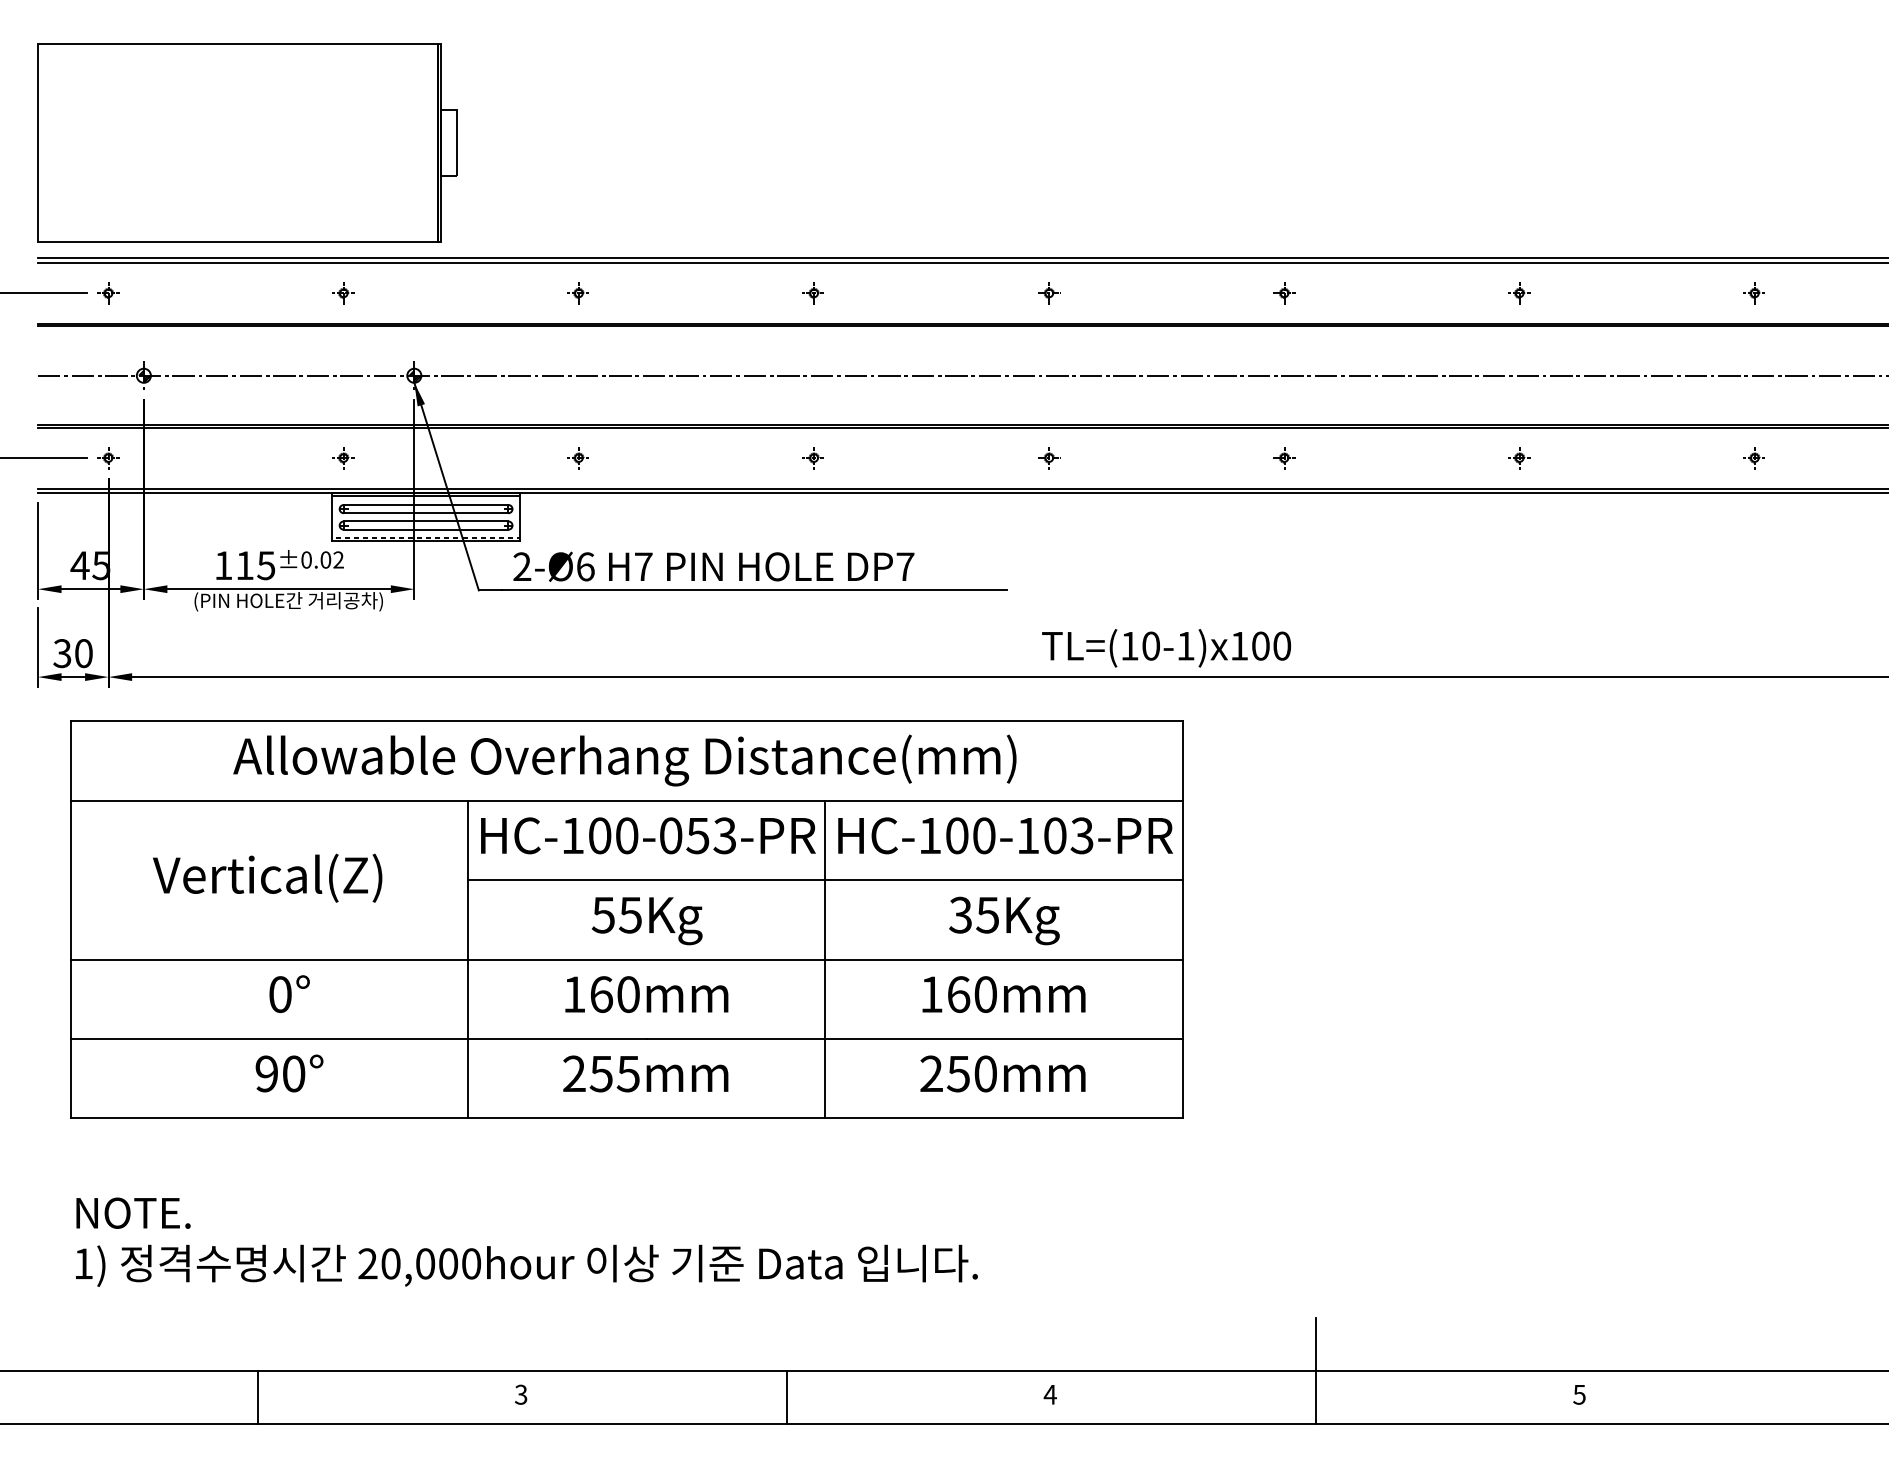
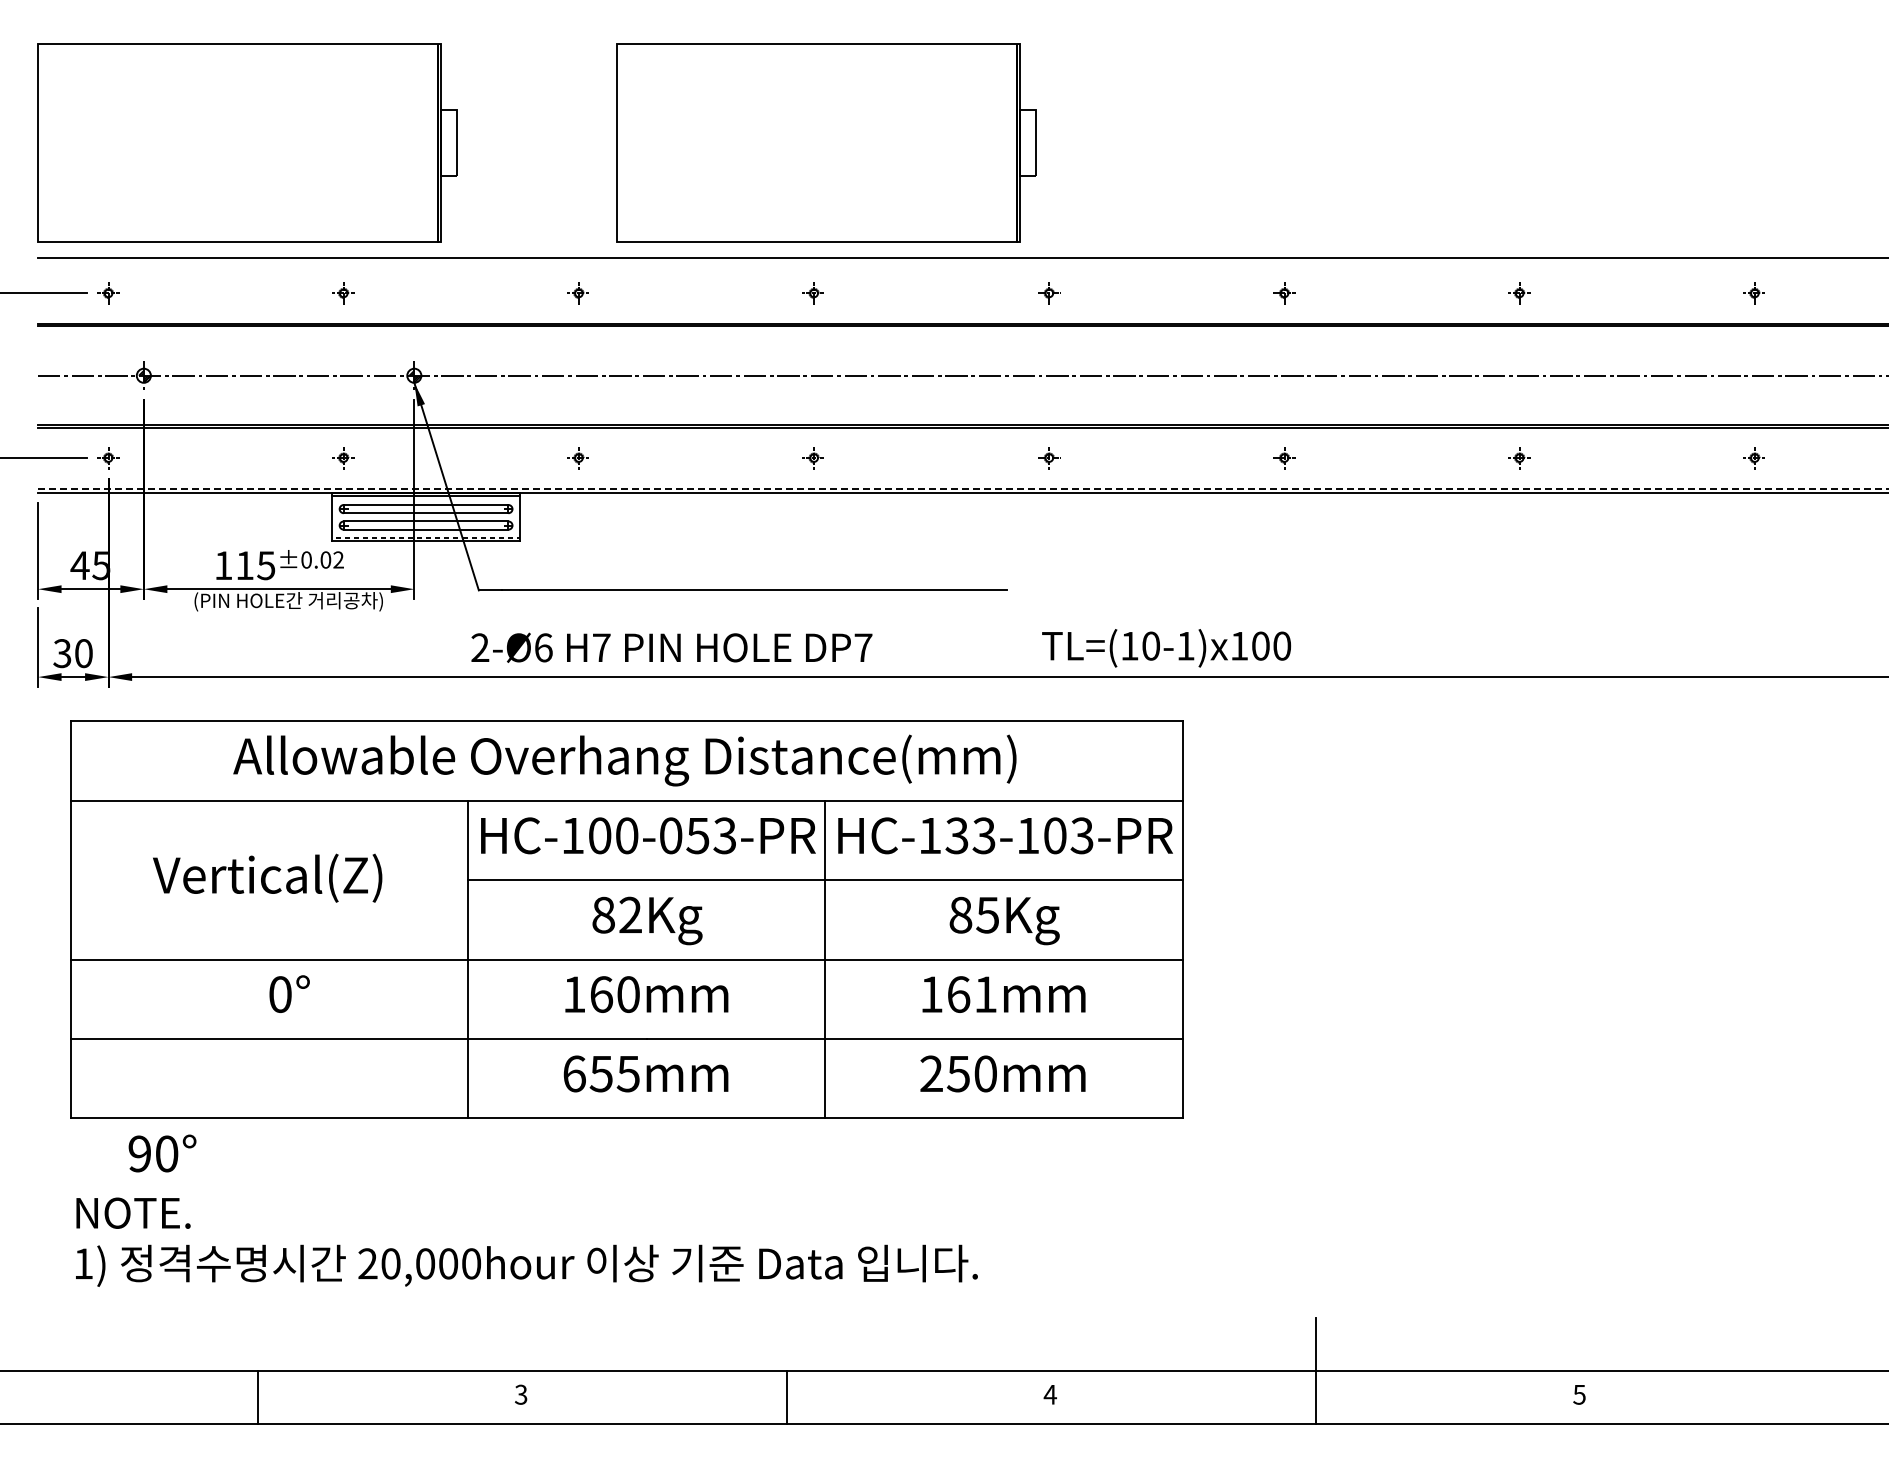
part: none -> present (826, 142)
line: present -> none (961, 262)
line: solid -> dashed (963, 488)
text position: (713, 566) -> (671, 647) (671, 647)
text: HC-100-103-PR -> HC-133-103-PR (970, 835)
text: 55Kg -> 82Kg (616, 914)
text: 35Kg -> 85Kg (960, 914)
text: 160mm -> 161mm (985, 994)
text position: (289, 1073) -> (162, 1153) (162, 1153)
text: 255mm -> 655mm (574, 1073)
